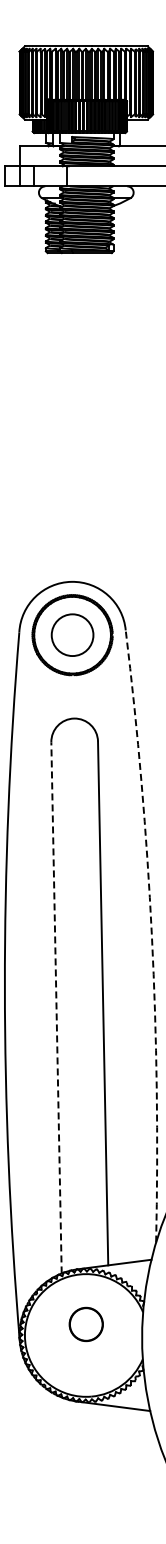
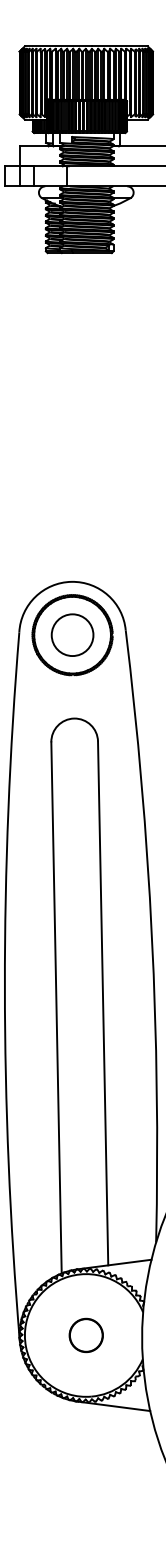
arc: dashed -> solid (151, 935)
line: dashed -> solid (56, 1007)
part position: (85, 1324) -> (85, 1335) (85, 1335)
